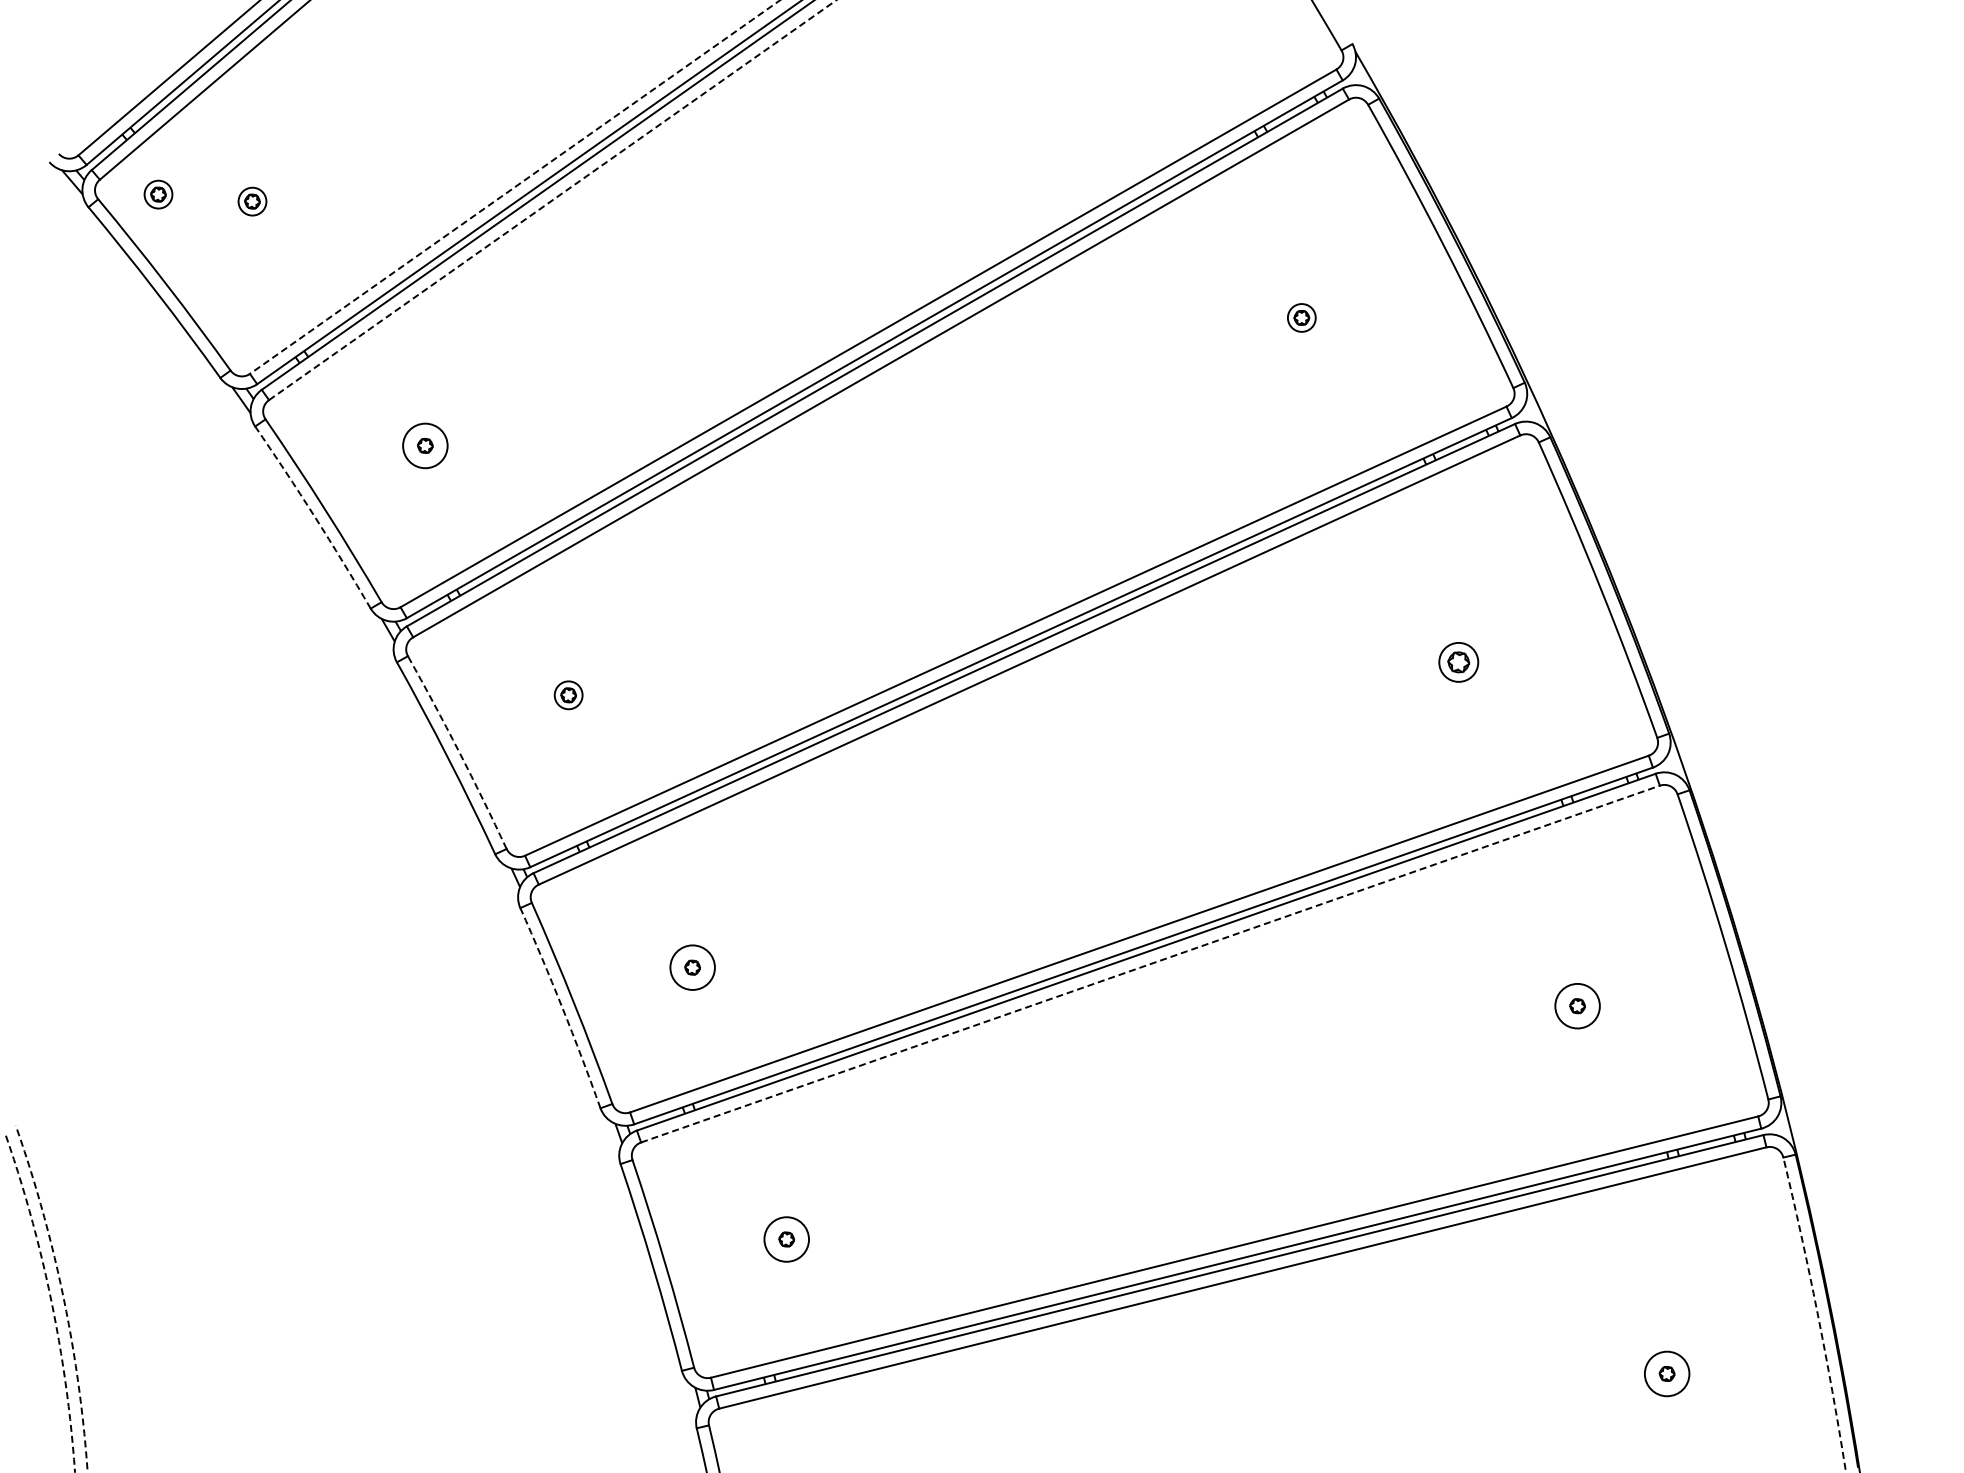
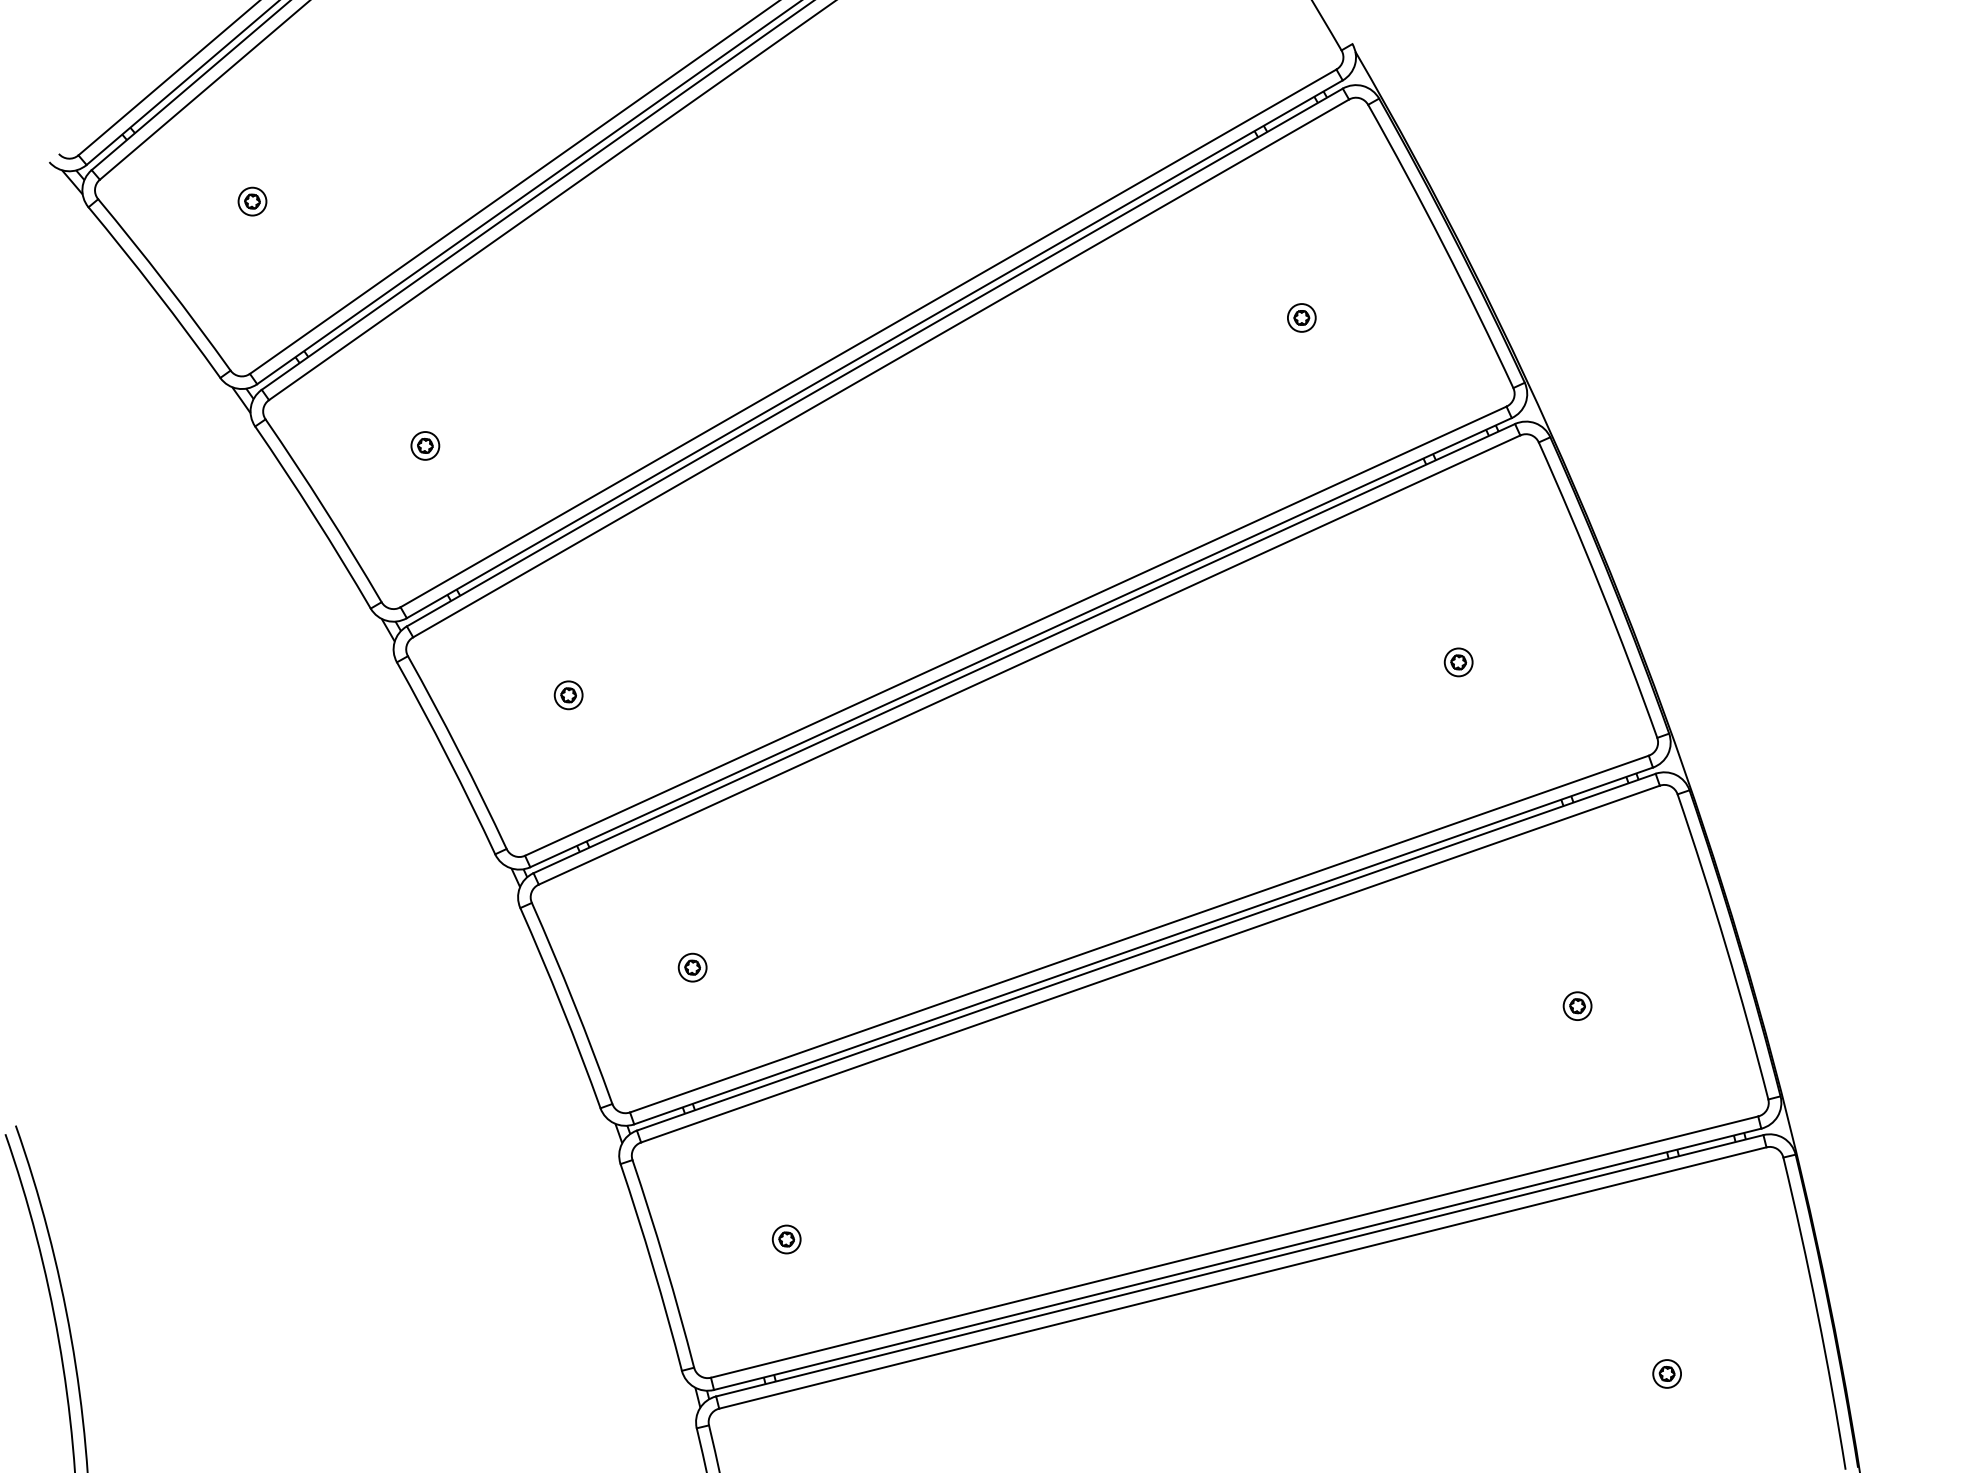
line: dashed -> solid (514, 187)
part: present -> none (158, 194)
line: dashed -> solid (552, 200)
circle diameter: 45 px -> 28 px (425, 445)
arc: dashed -> solid (314, 516)
part size: 42x41 px -> 31x31 px (1458, 662)
arc: dashed -> solid (459, 751)
line: dashed -> solid (1150, 964)
circle diameter: 45 px -> 28 px (692, 967)
circle diameter: 45 px -> 28 px (1577, 1006)
arc: dashed -> solid (562, 1007)
circle diameter: 45 px -> 28 px (786, 1239)
arc: dashed -> solid (63, 1296)
arc: dashed -> solid (51, 1301)
arc: dashed -> solid (1817, 1313)
circle diameter: 45 px -> 28 px (1667, 1373)
